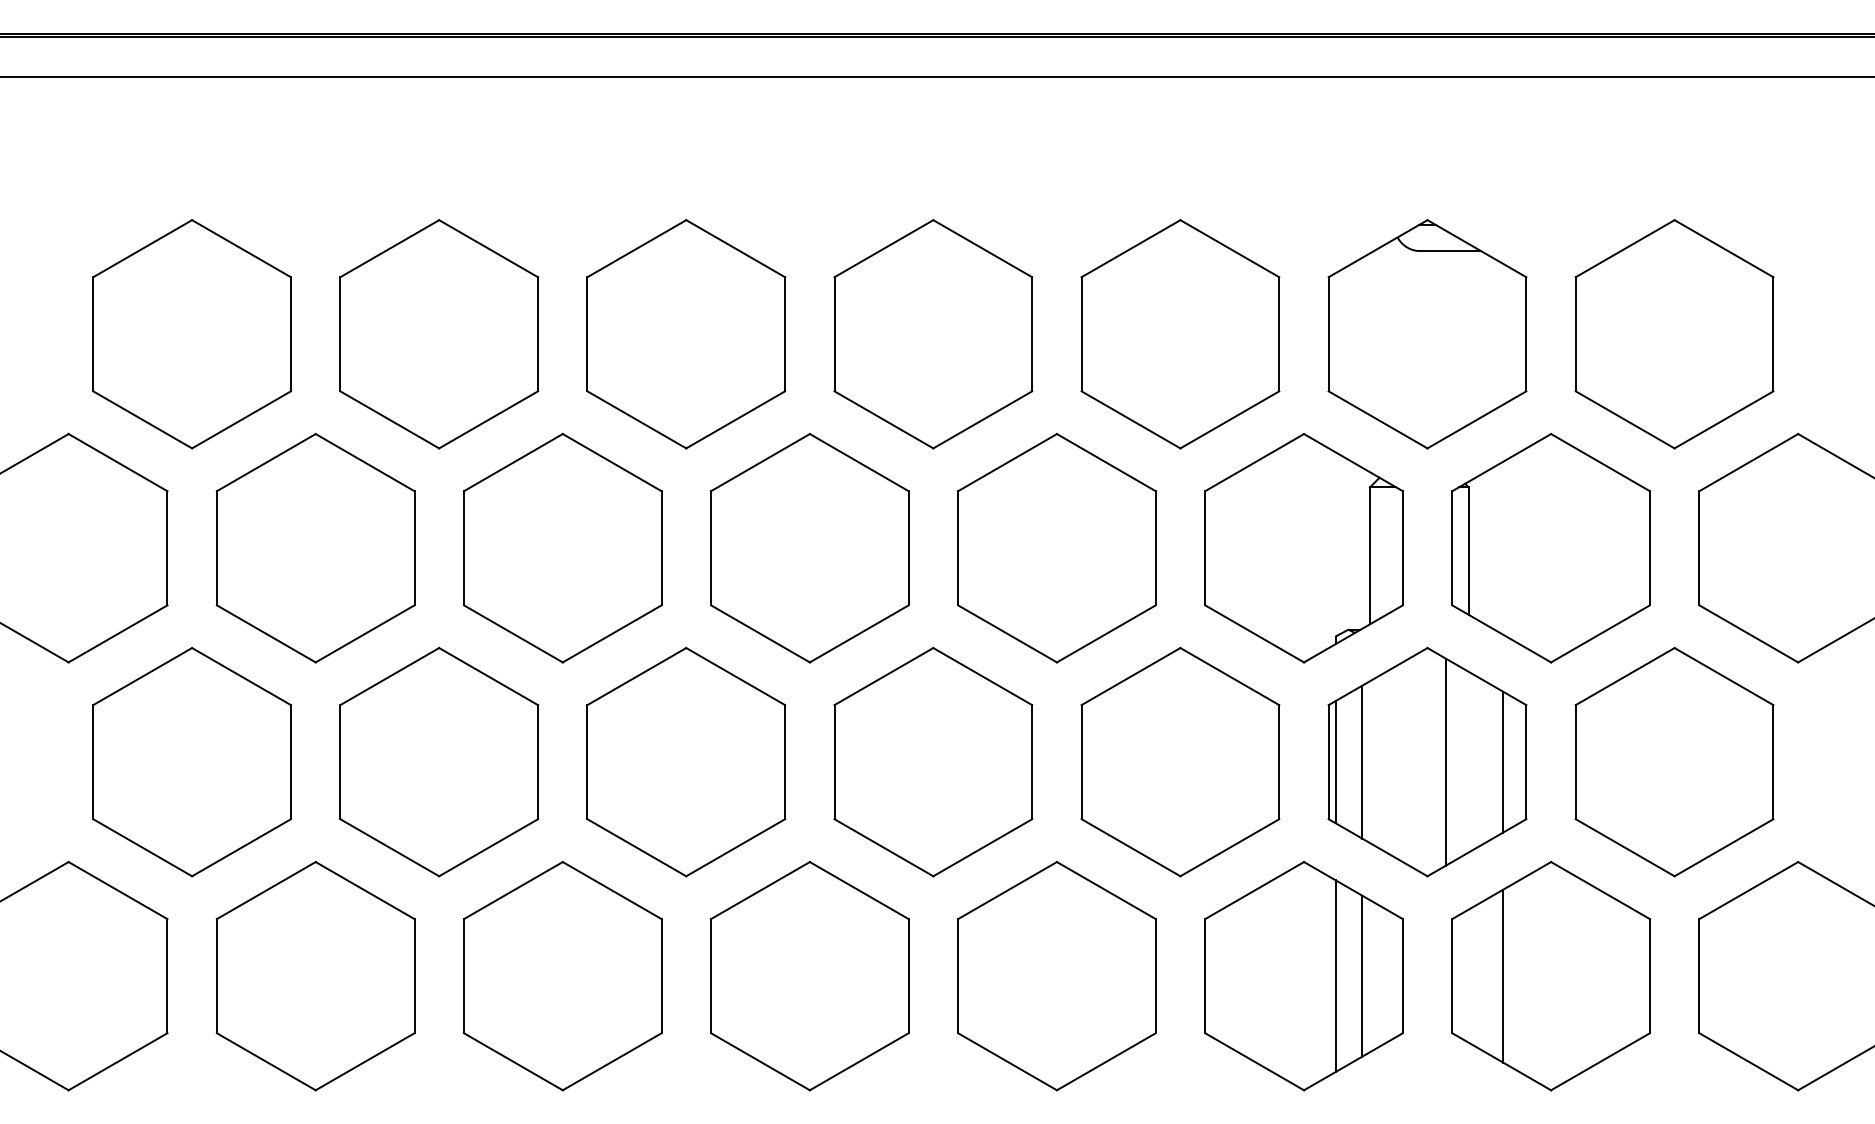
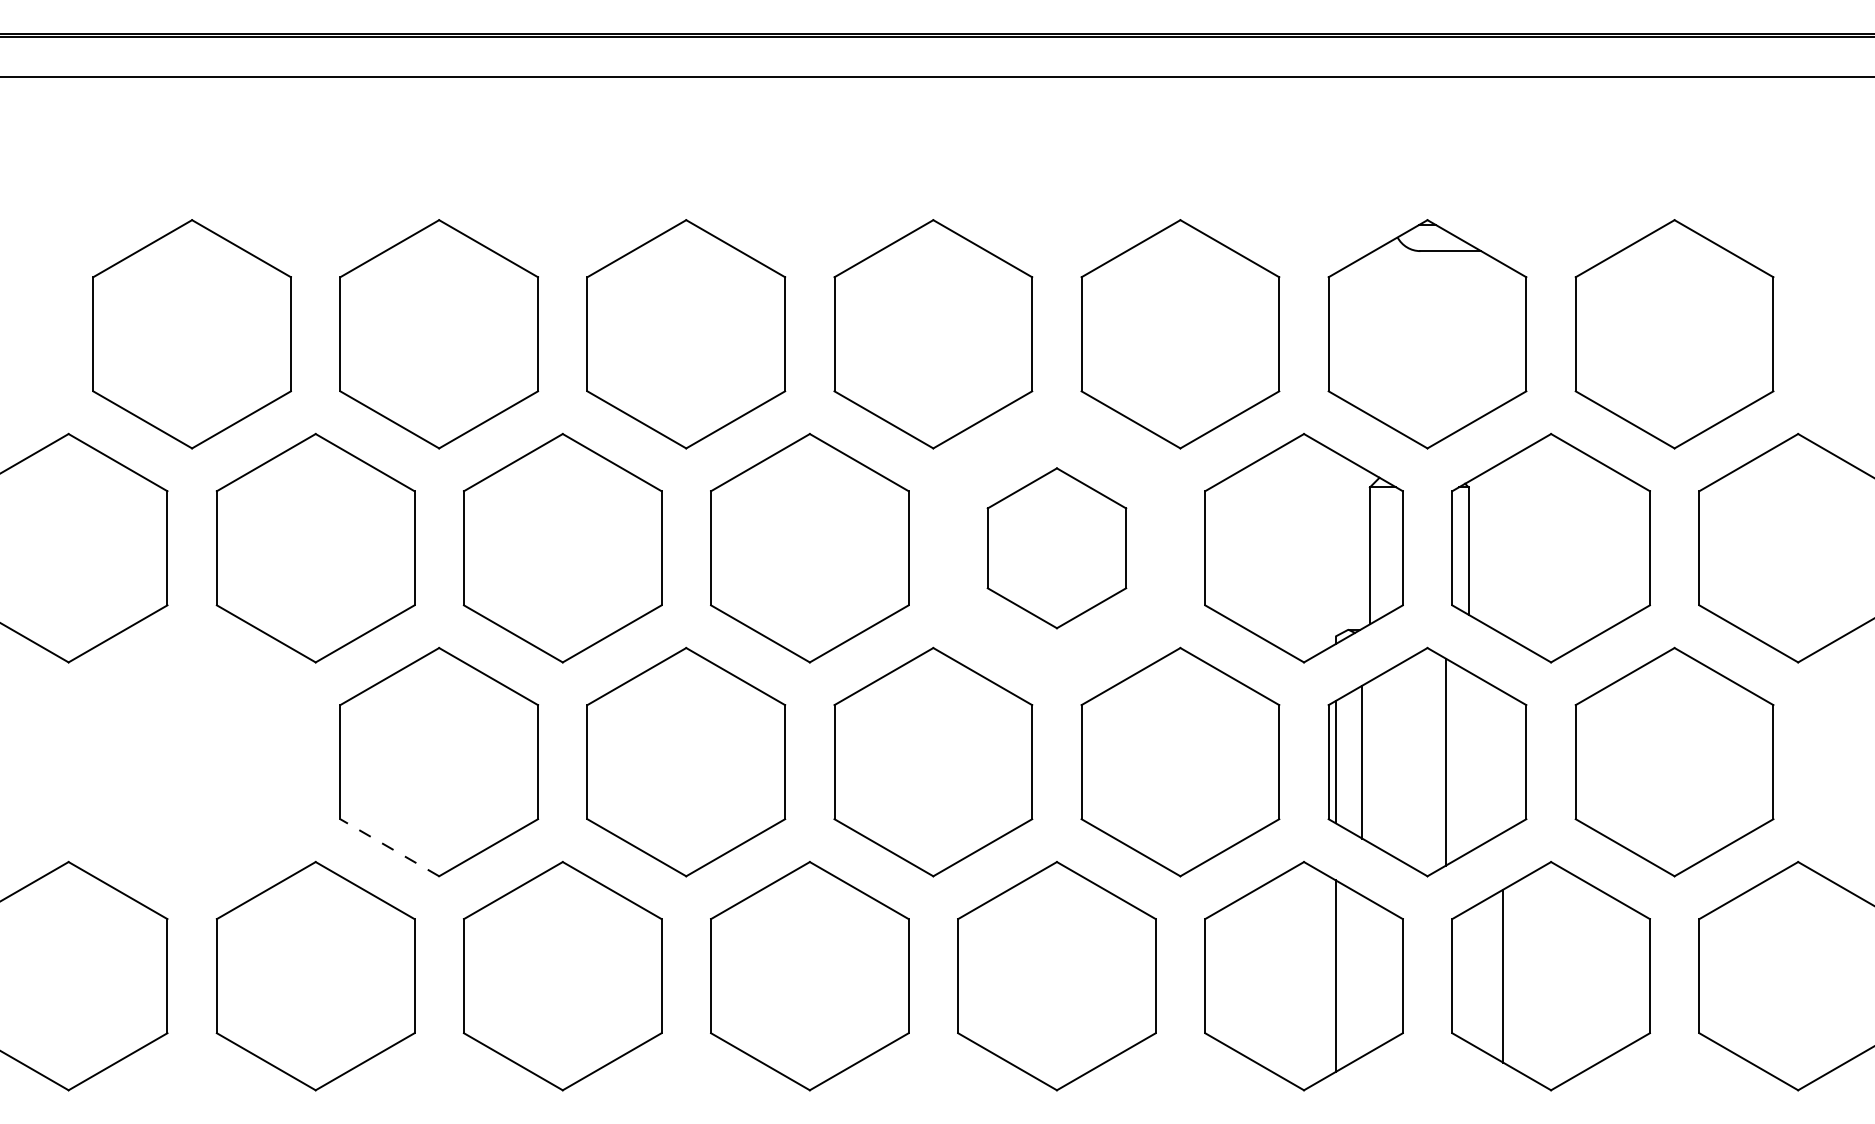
part size: 200x231 px -> 142x163 px (1056, 548)
line: present -> none (1503, 761)
part: present -> none (191, 762)
line: solid -> dashed (389, 847)
line: present -> none (1362, 975)
